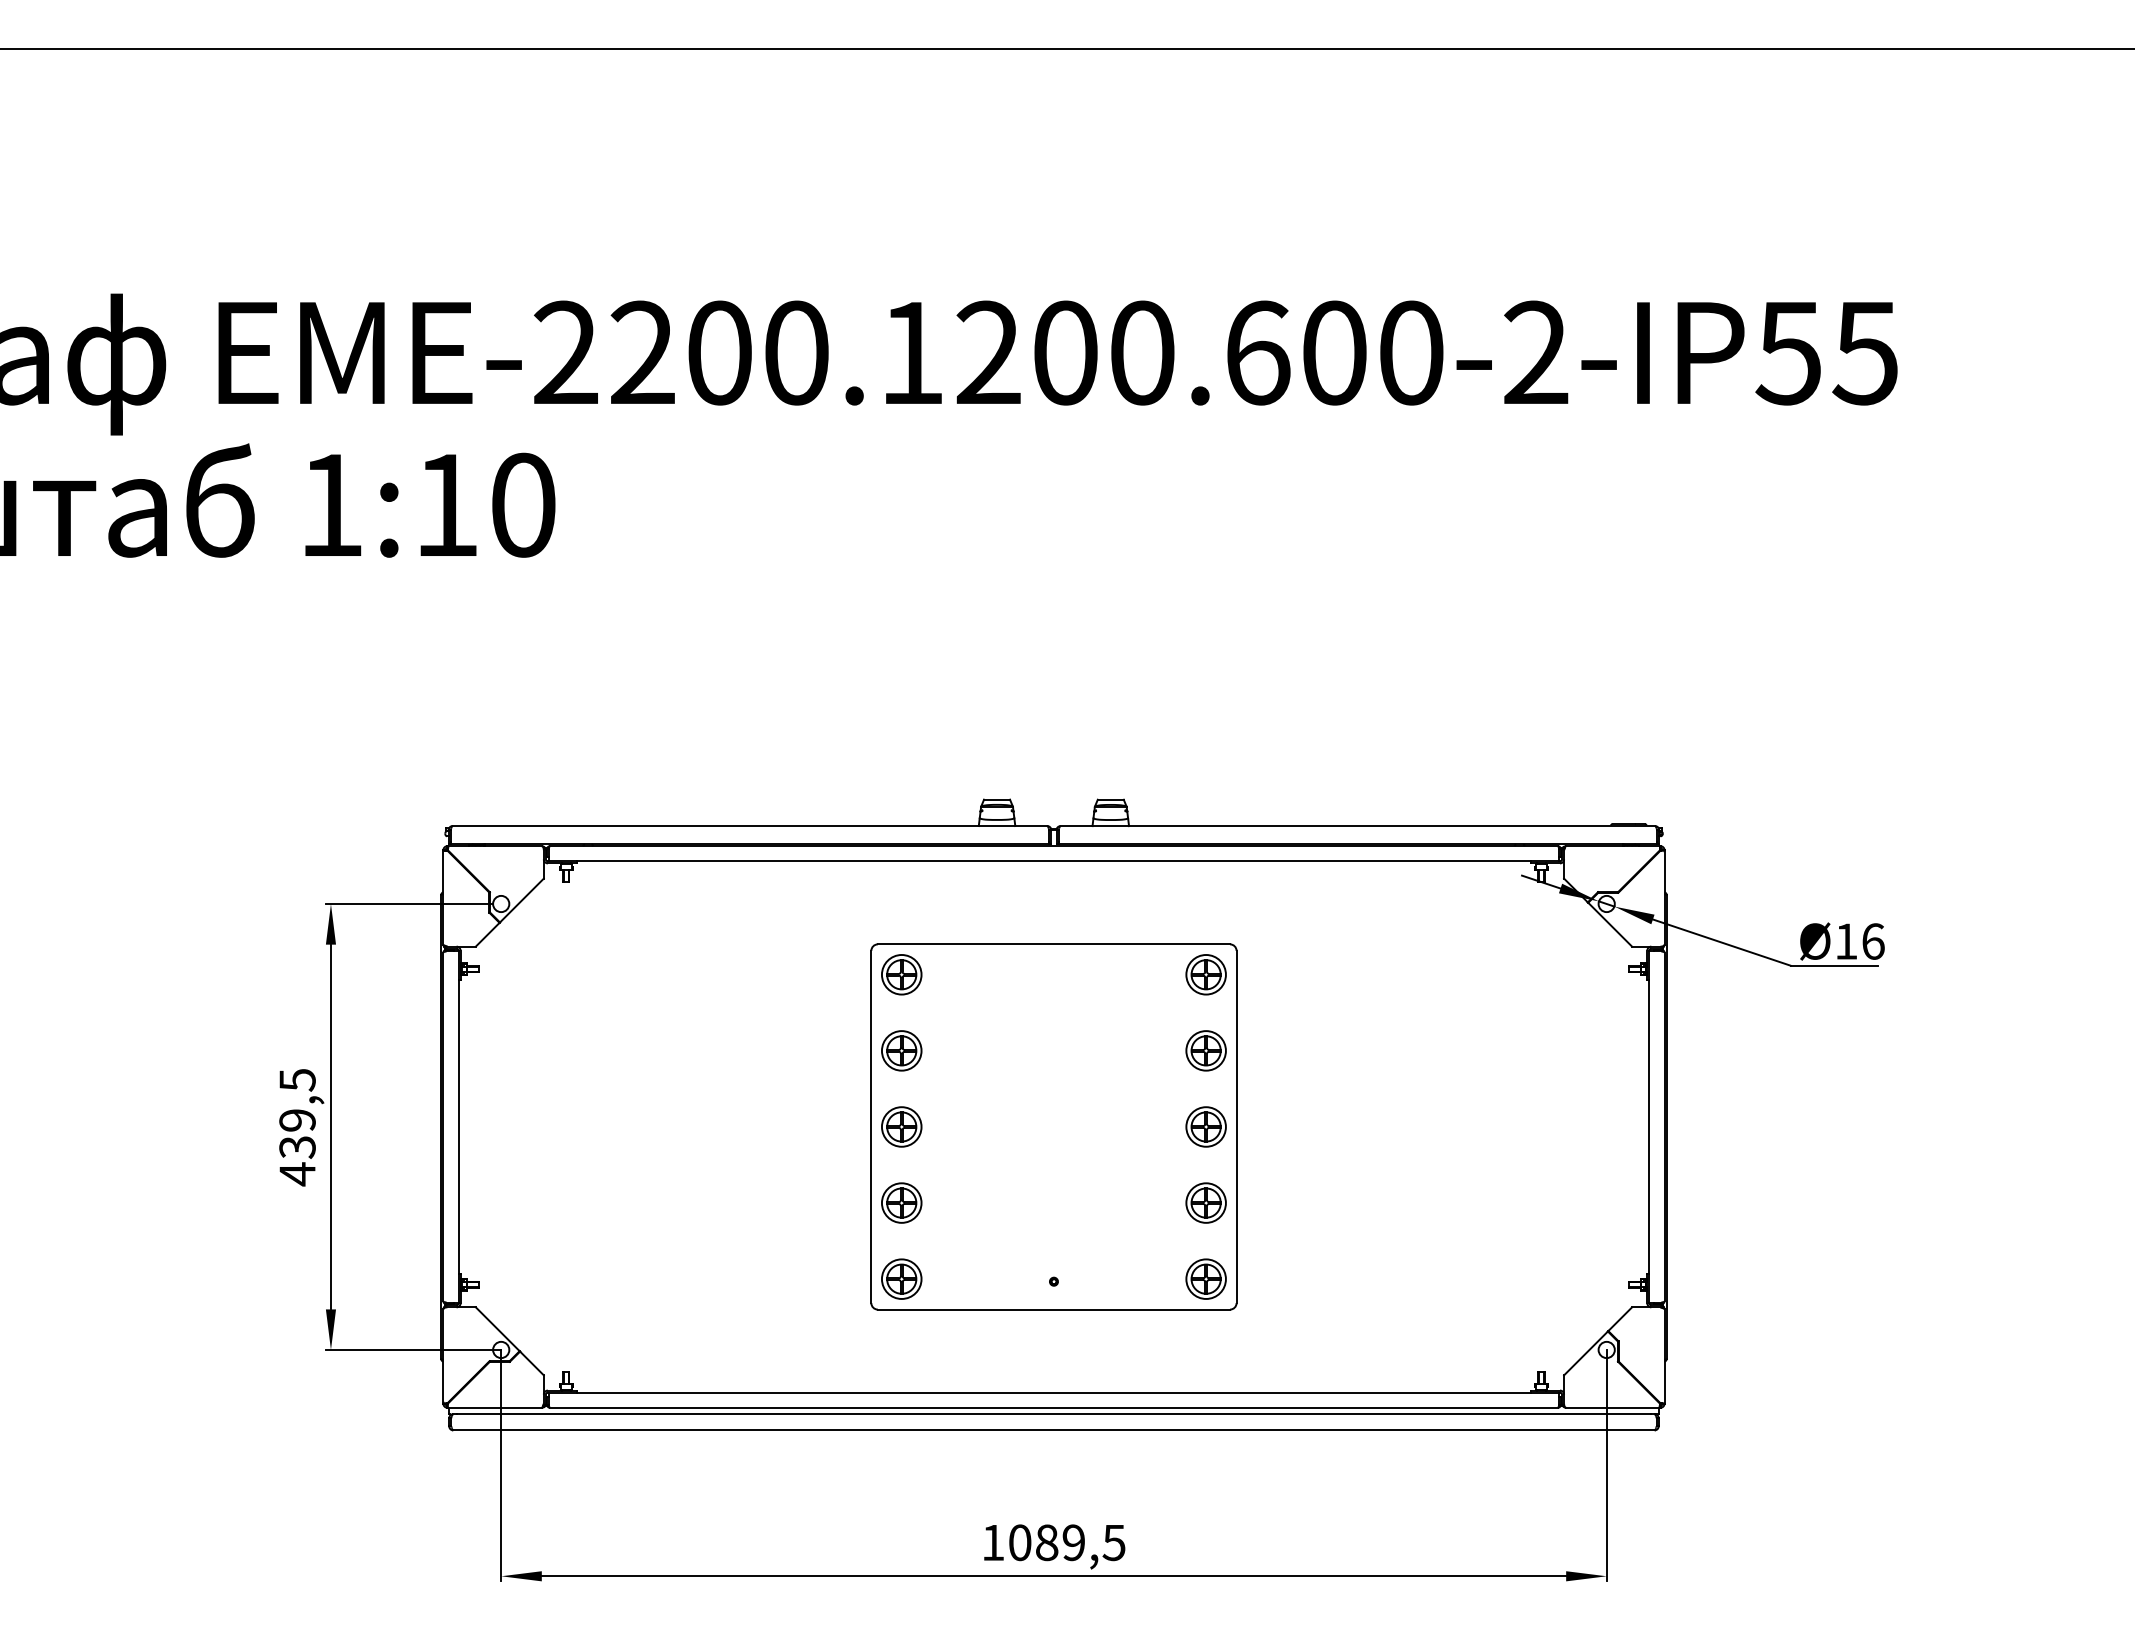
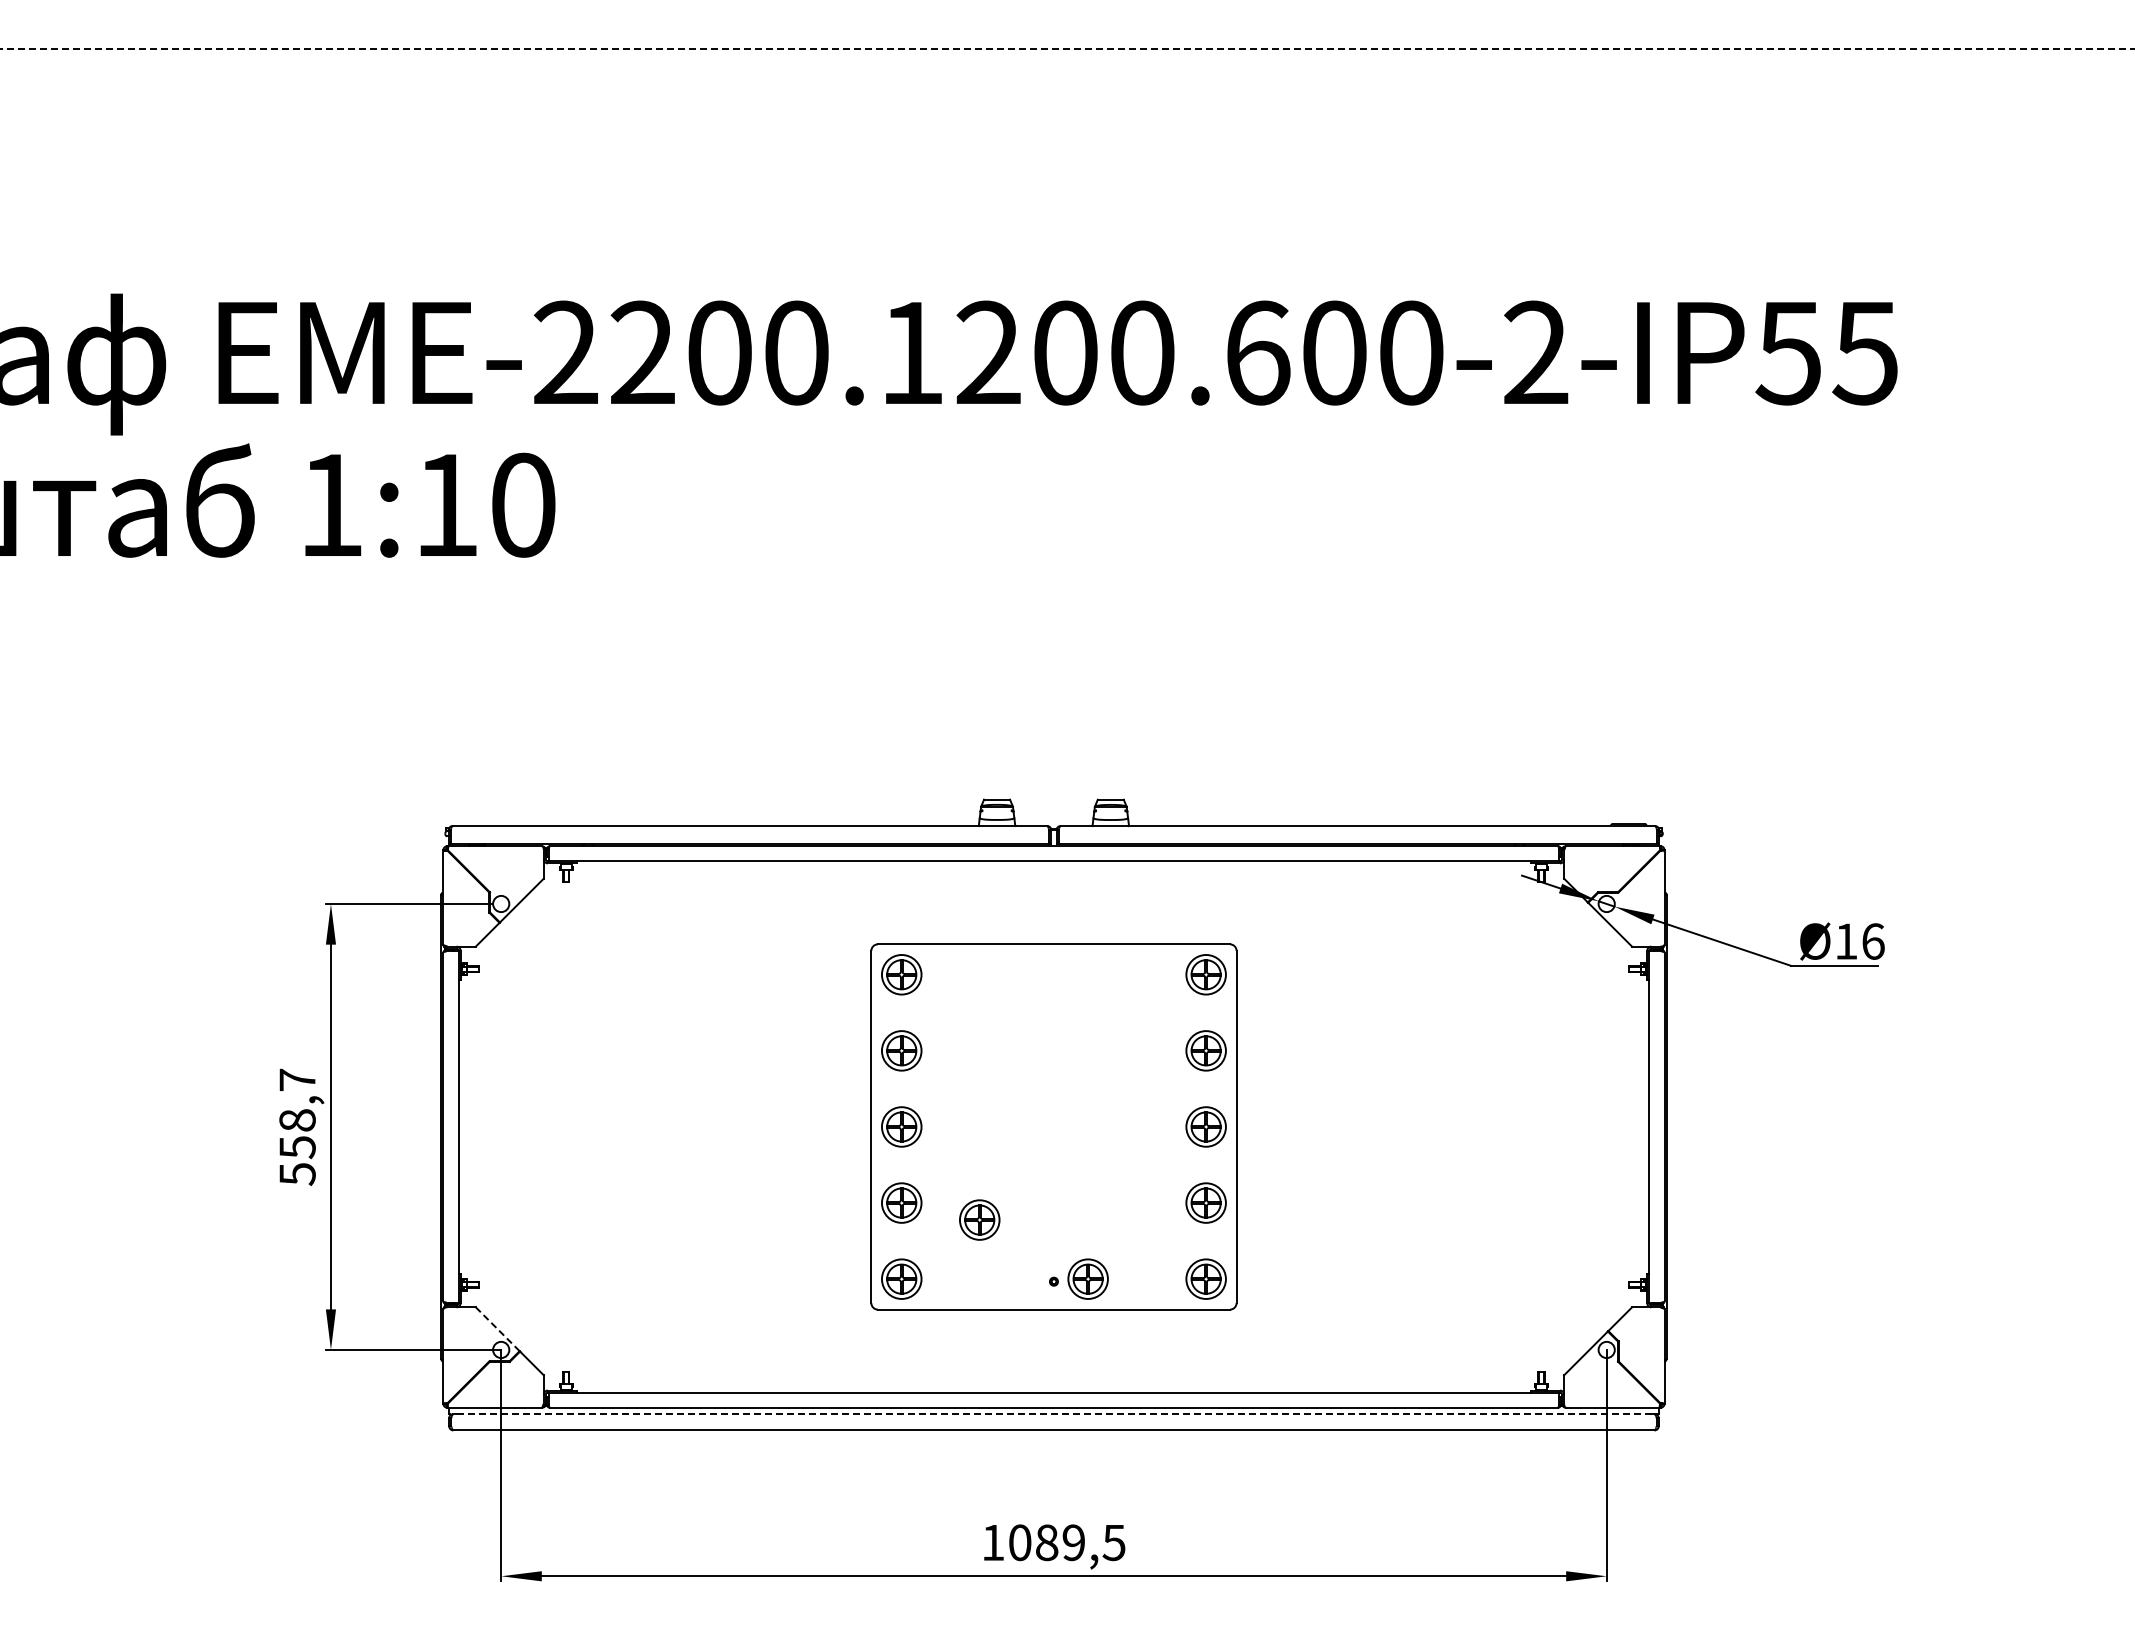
line: solid -> dashed (1067, 48)
text: 439,5 -> 558,7 (297, 1127)
part: none -> present (979, 1219)
part: none -> present (1087, 1278)
line: solid -> dashed (497, 1329)
line: solid -> dashed (1053, 1414)
